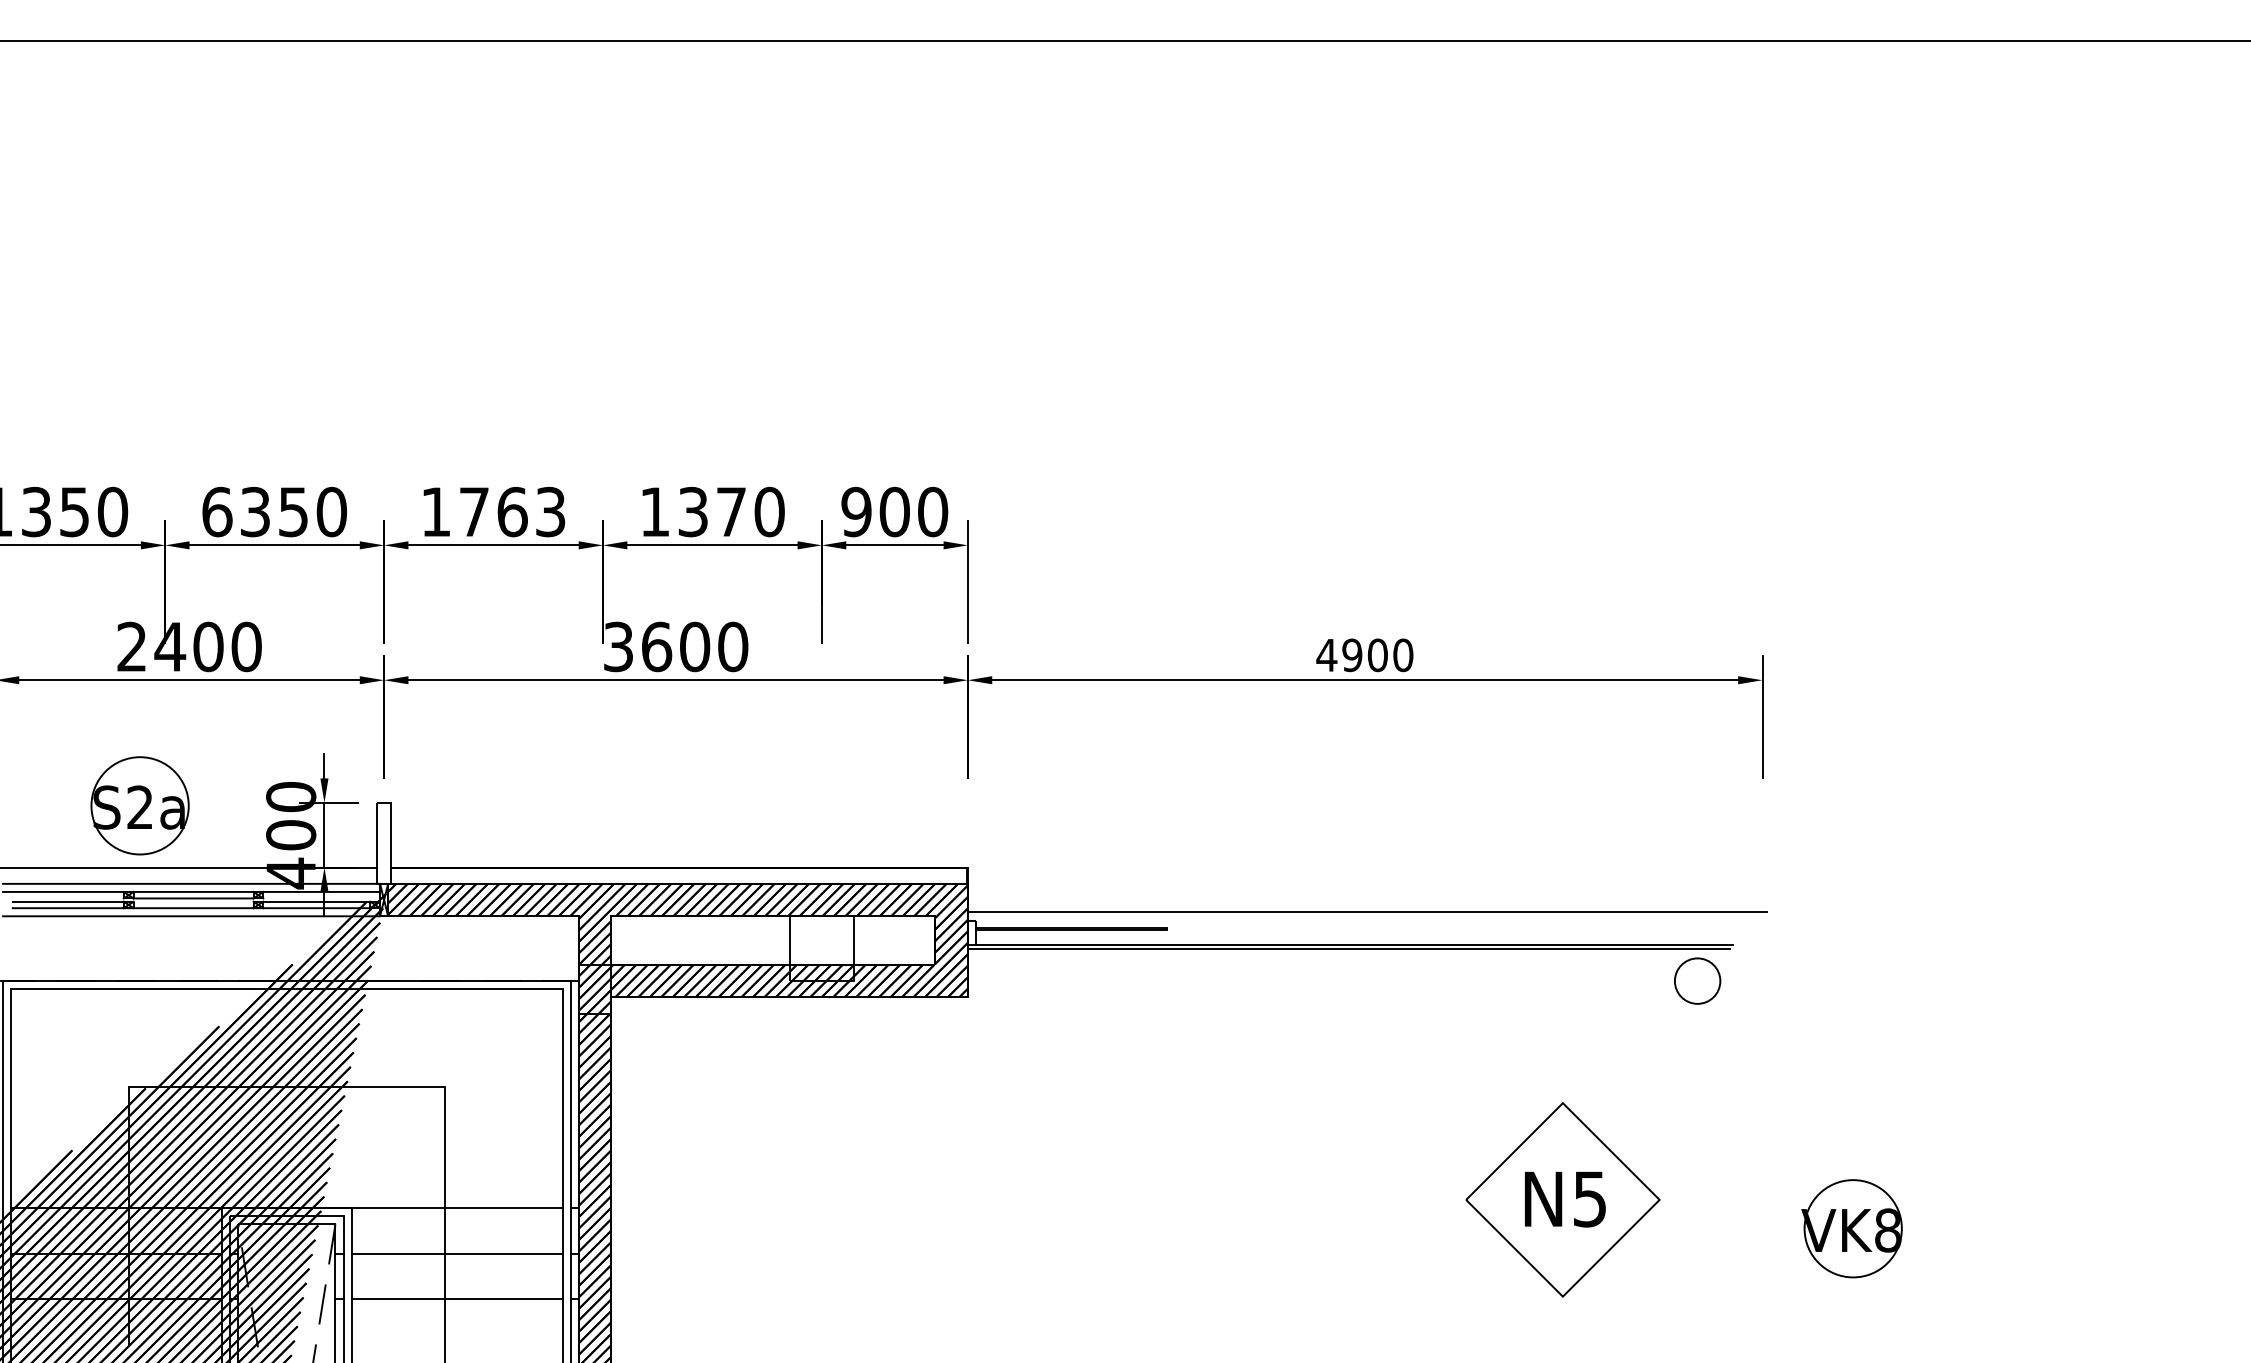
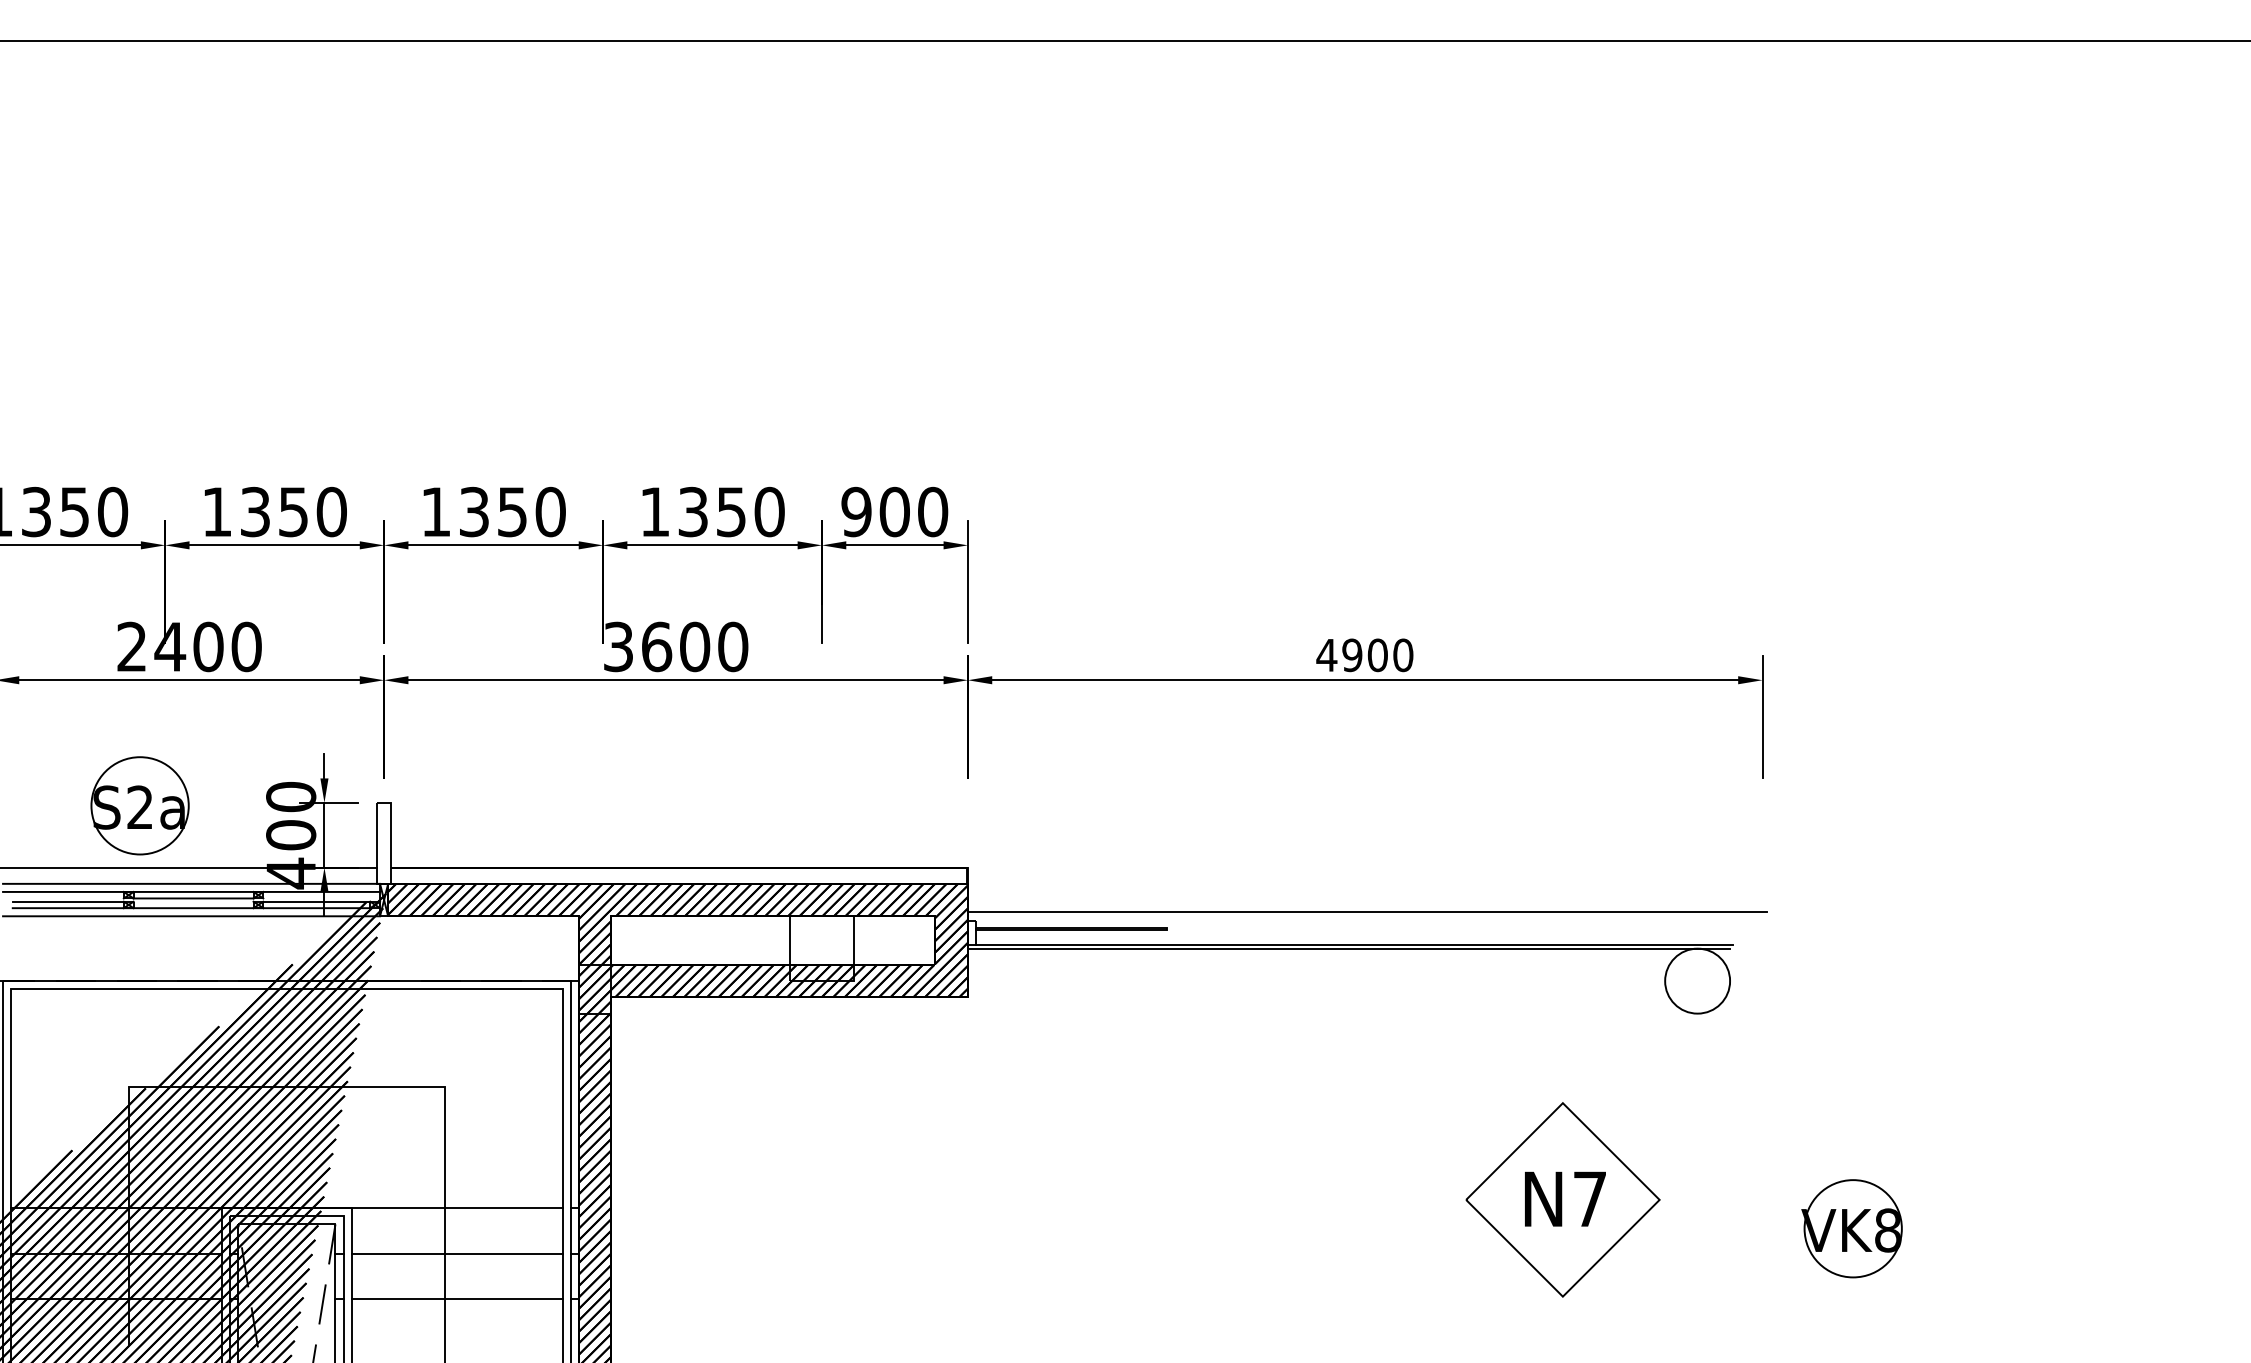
text: 6350 -> 1350 (217, 511)
text: 1763 -> 1350 (512, 511)
text: 1370 -> 1350 (731, 512)
circle diameter: 45 px -> 65 px (1697, 980)
text: N5 -> N7 (1589, 1199)
